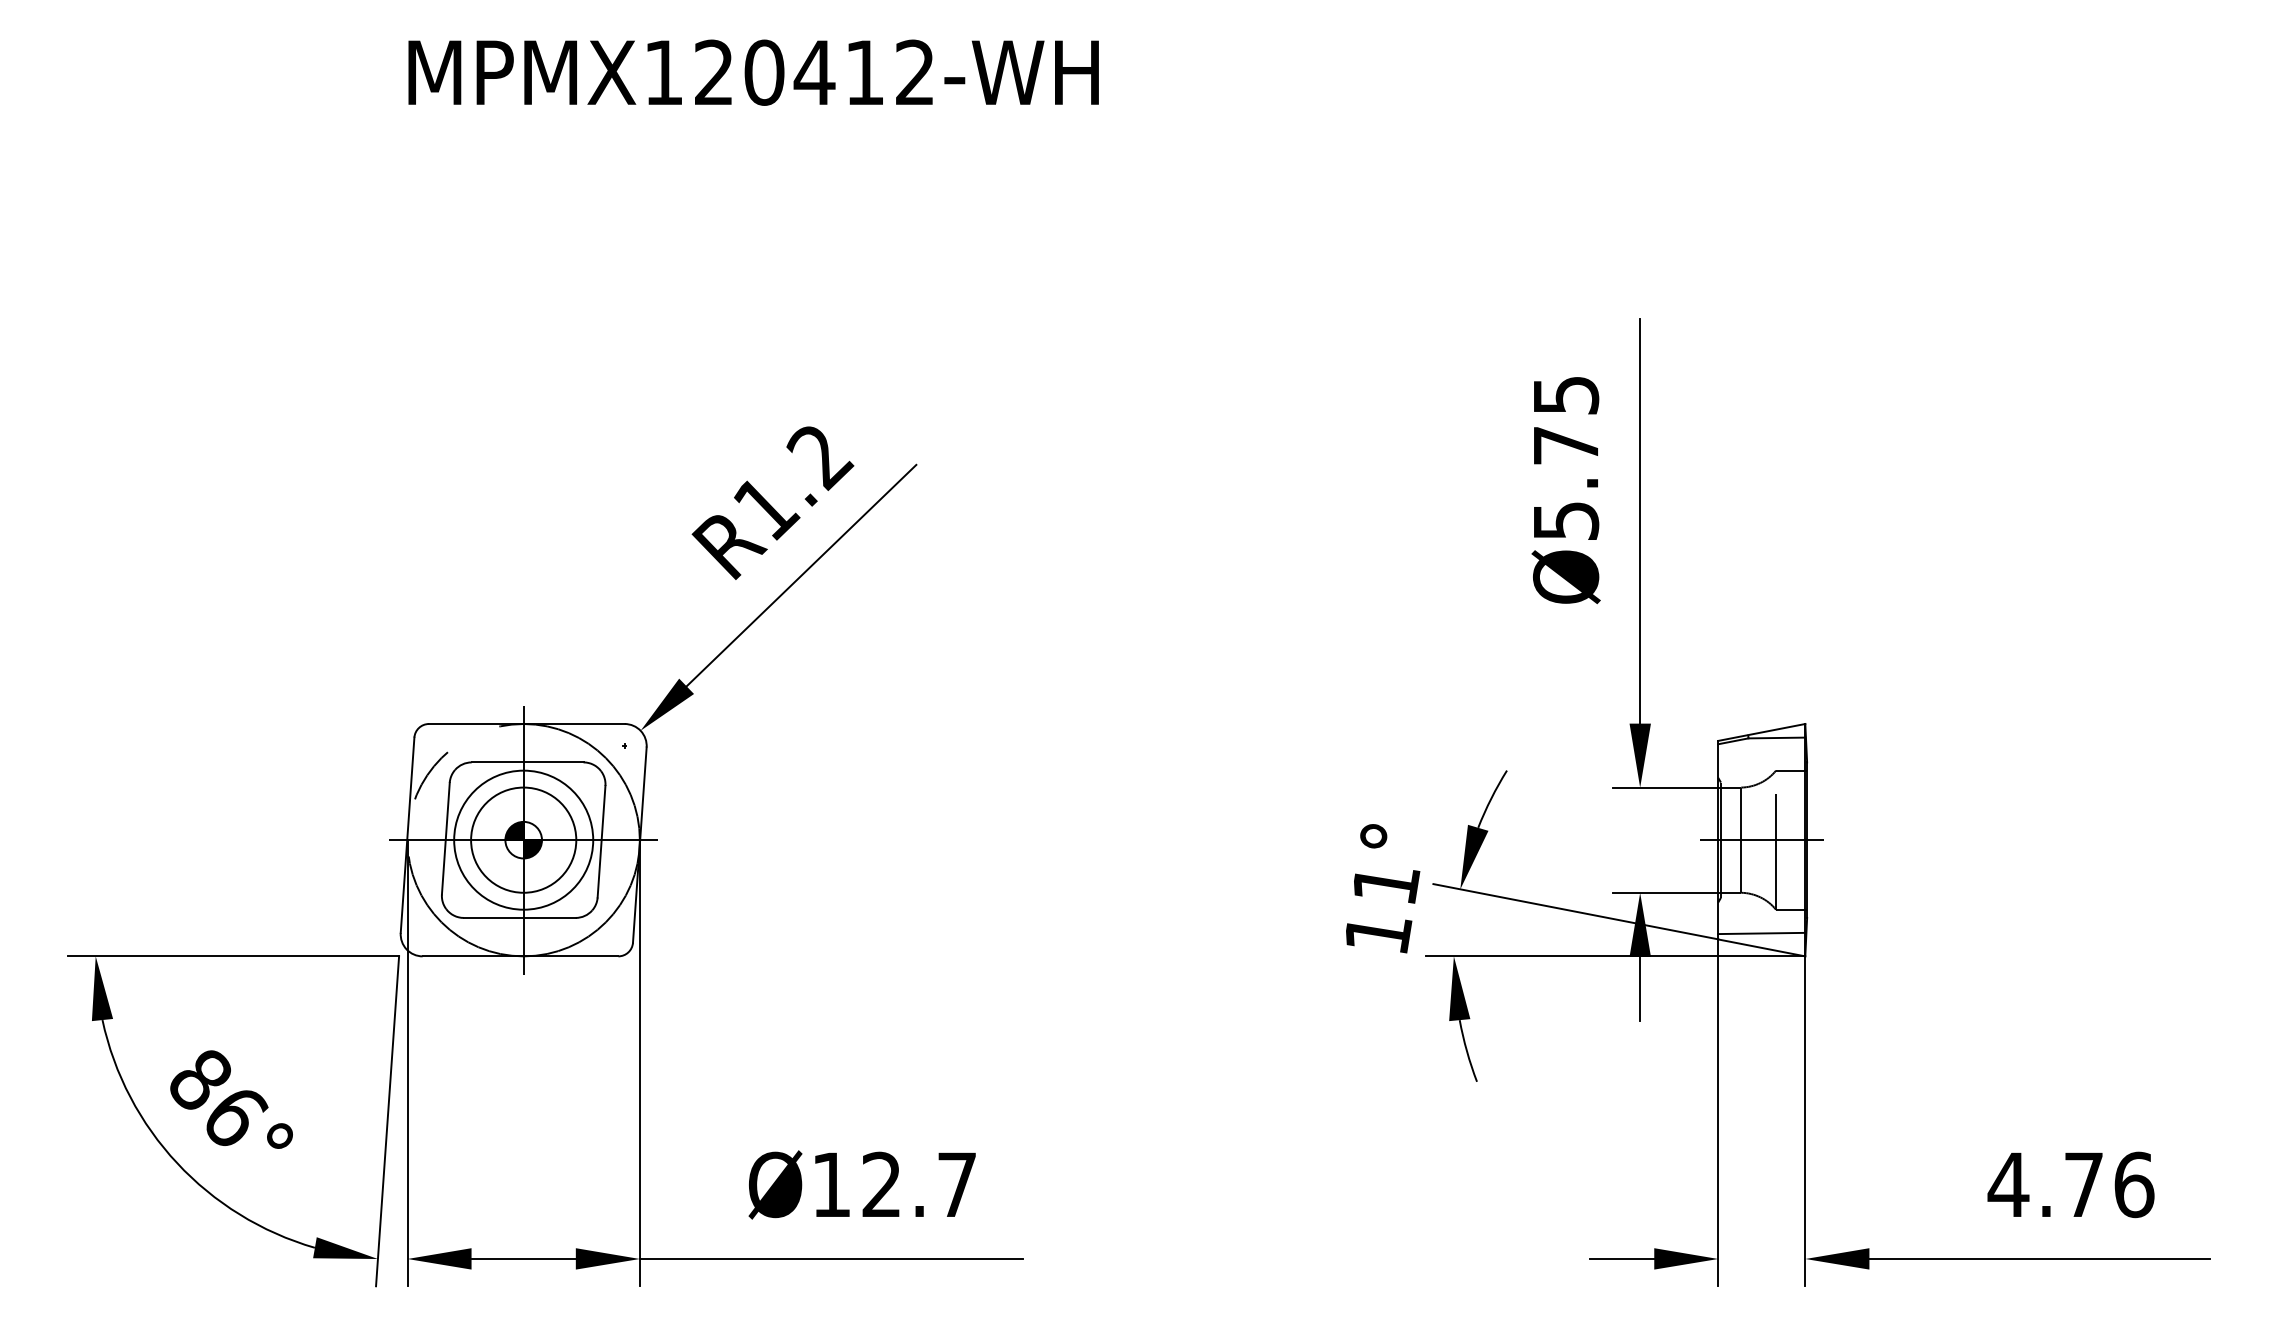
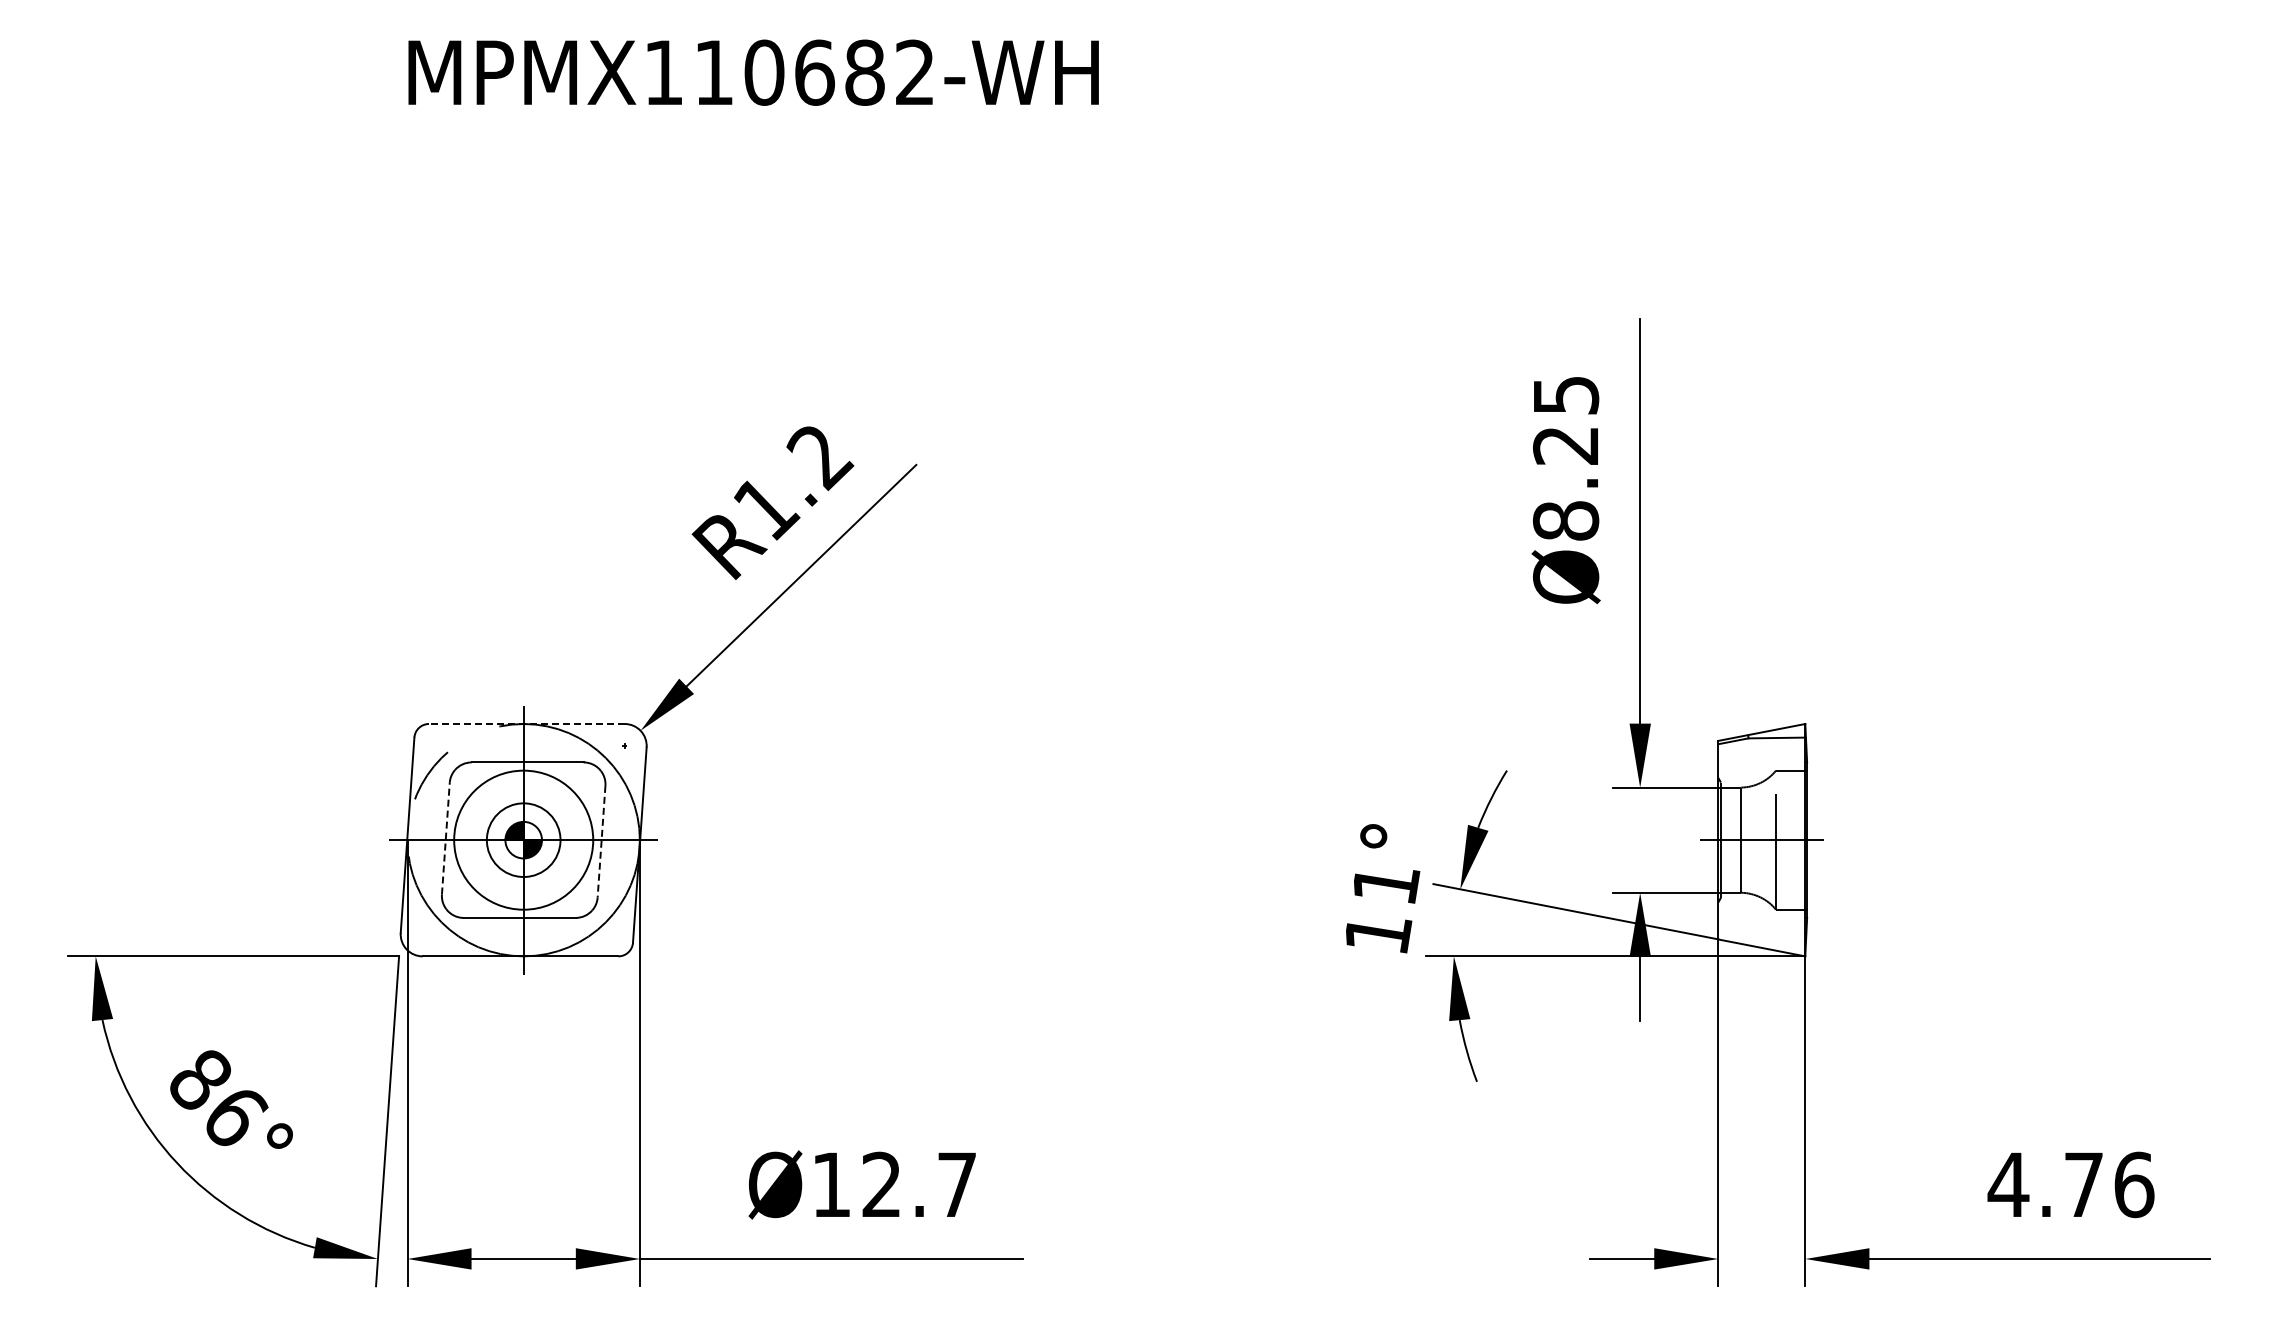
text: MPMX120412-WH -> MPMX110682-WH (789, 72)
text: Ø5.75 -> Ø8.25 (1566, 483)
line: solid -> dashed (526, 724)
line: solid -> dashed (445, 838)
circle diameter: 105 px -> 74 px (523, 840)
line: solid -> dashed (601, 841)
line: present -> none (1761, 933)
